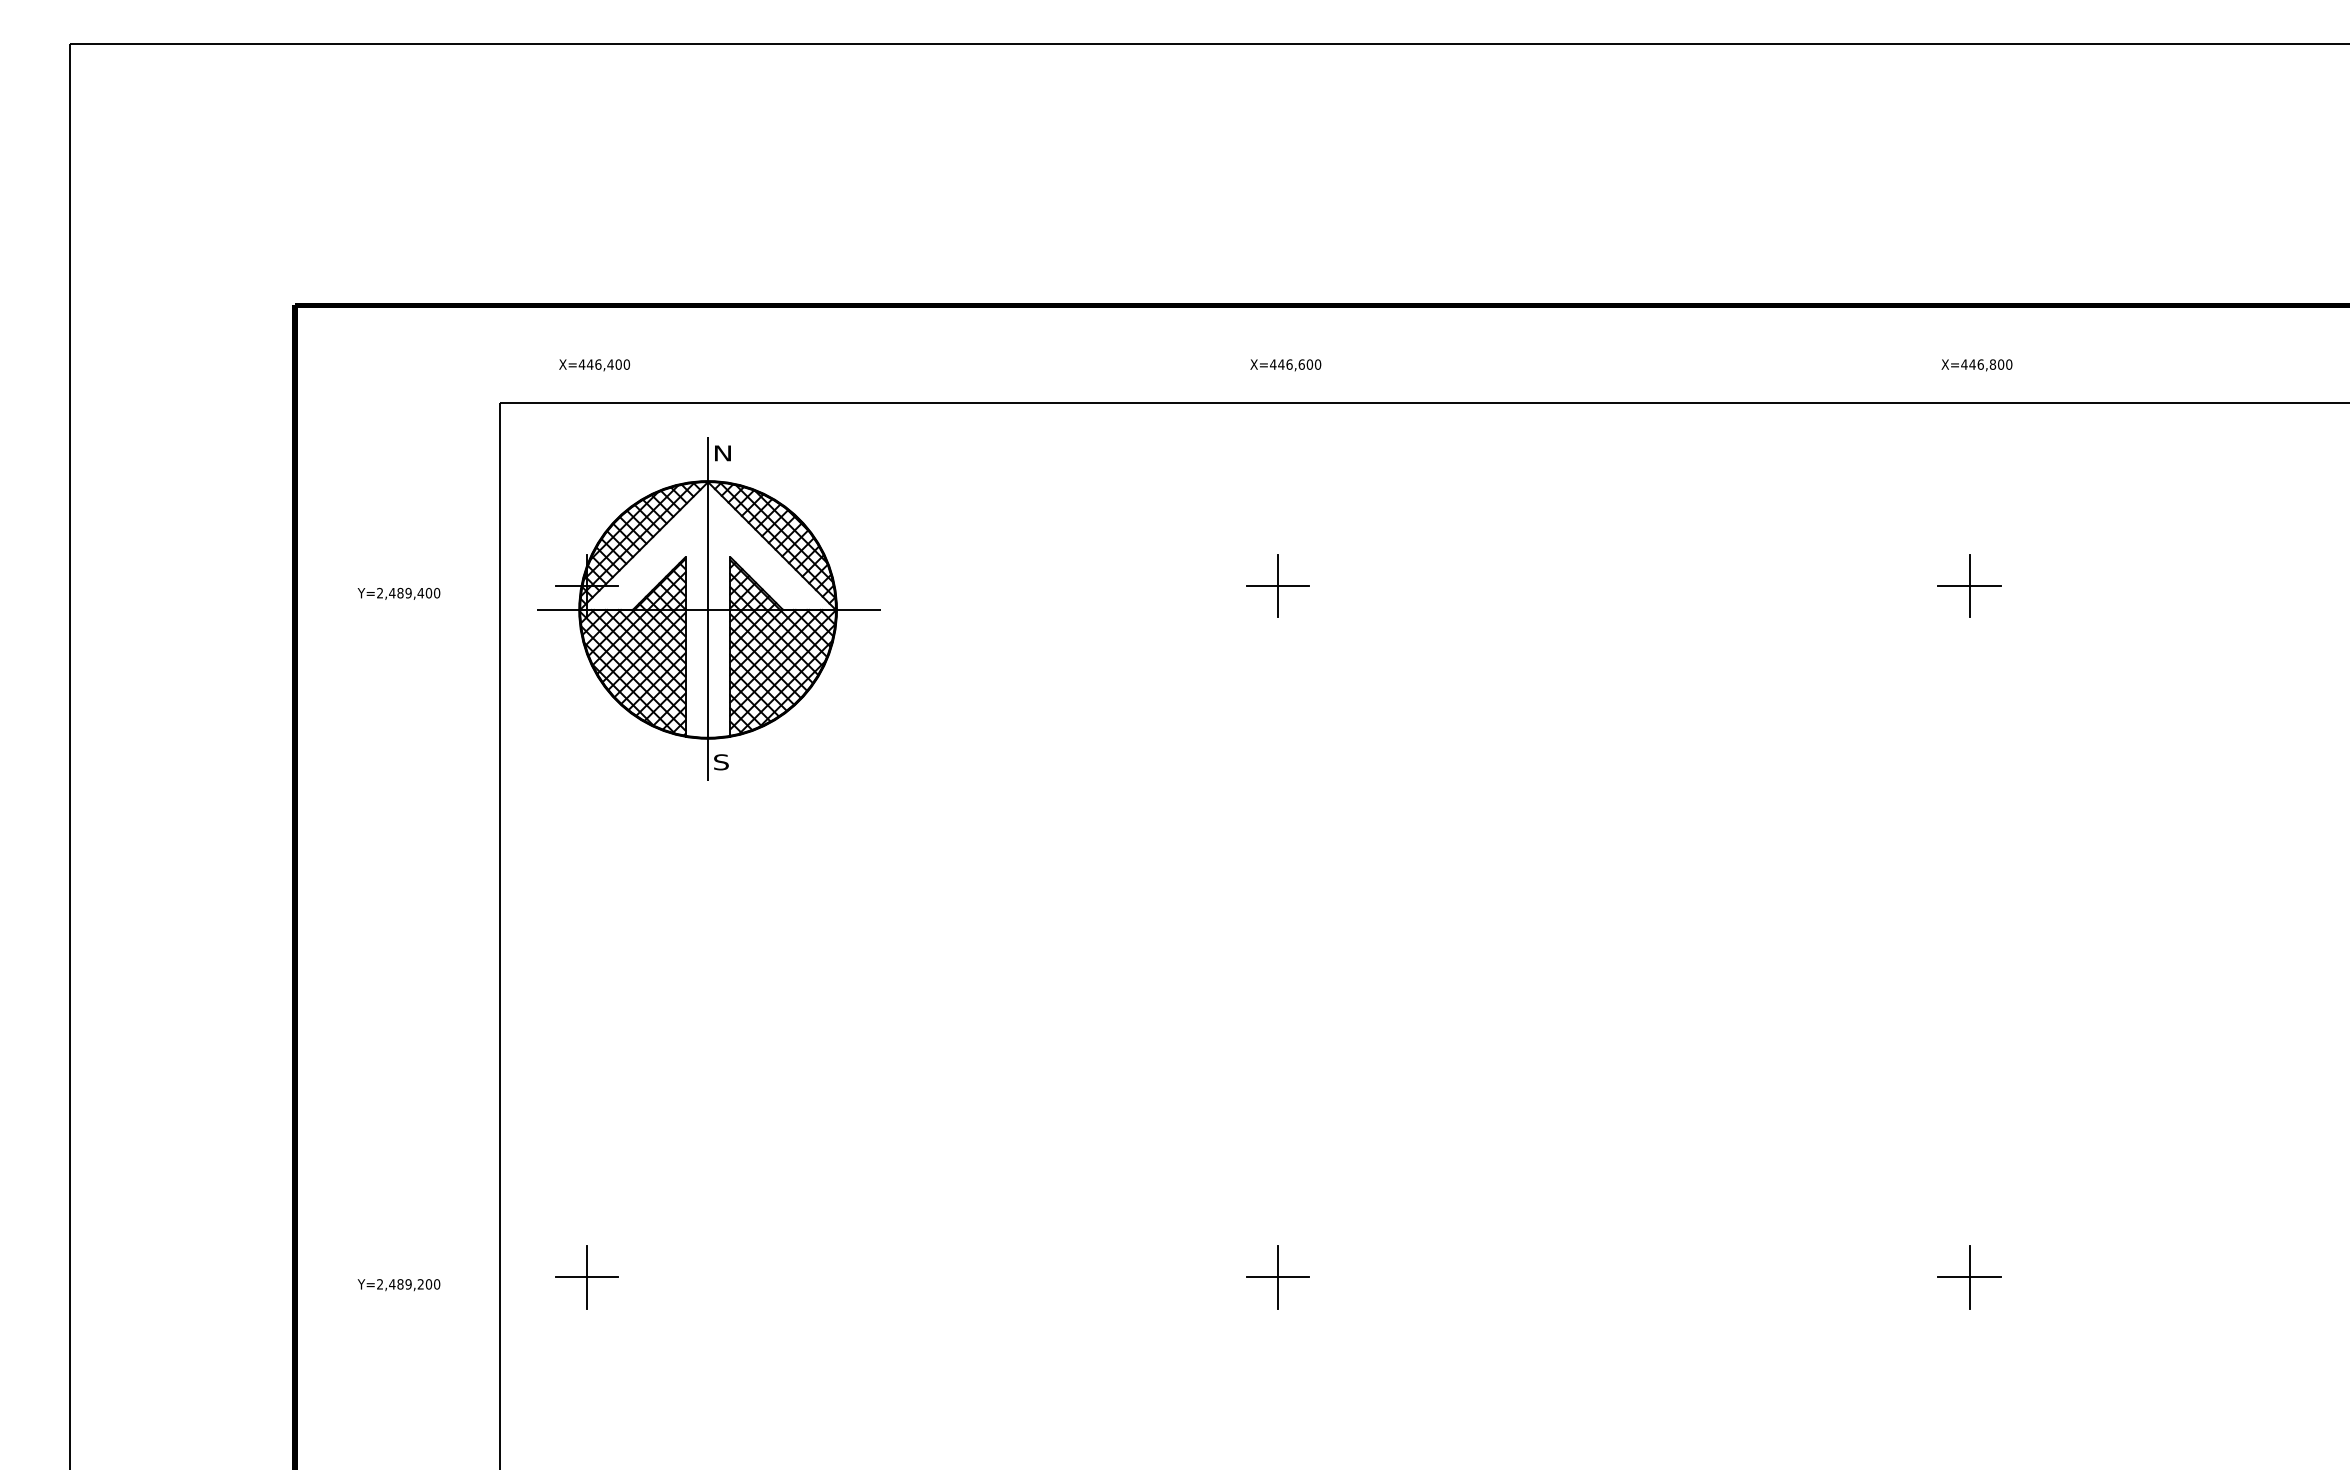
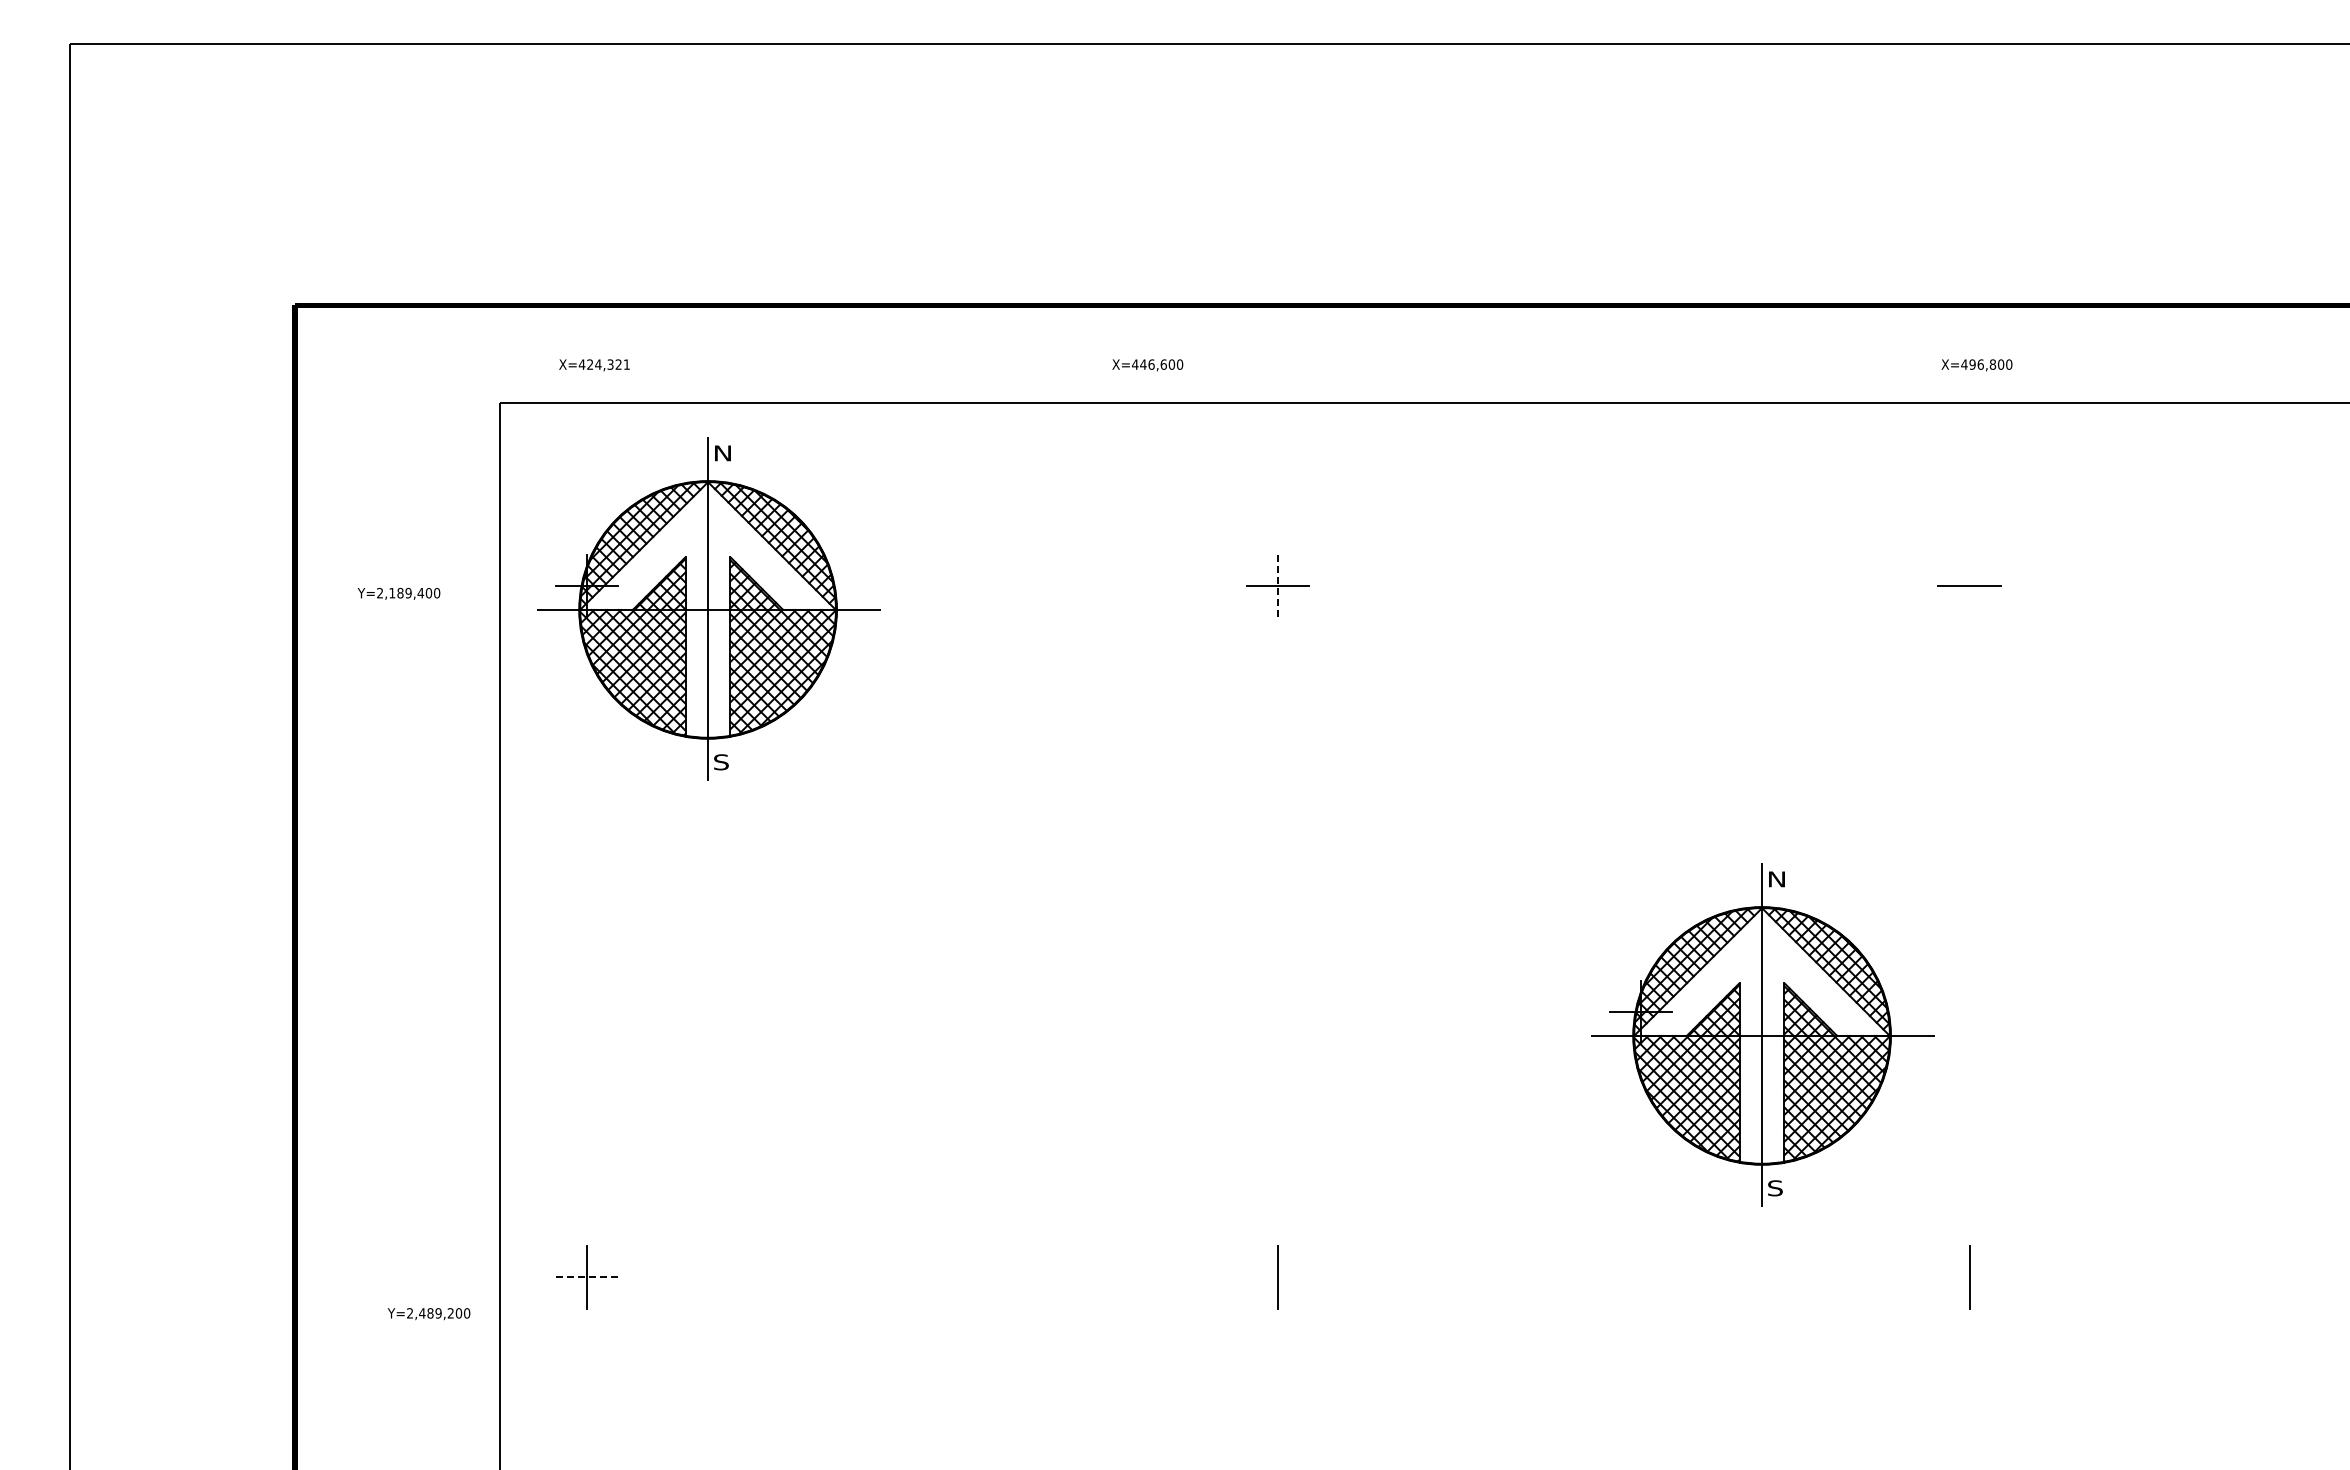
text: X=446,400 -> X=424,321 (608, 364)
text: X=446,800 -> X=496,800 (1972, 364)
text position: (1285, 365) -> (1147, 365) (1147, 365)
line: solid -> dashed (1278, 586)
line: present -> none (1969, 586)
text: Y=2,489,400 -> Y=2,189,400 (392, 593)
part: none -> present (1762, 1034)
line: solid -> dashed (587, 1277)
line: present -> none (1278, 1277)
line: present -> none (1969, 1277)
text position: (398, 1285) -> (428, 1314) (428, 1314)
